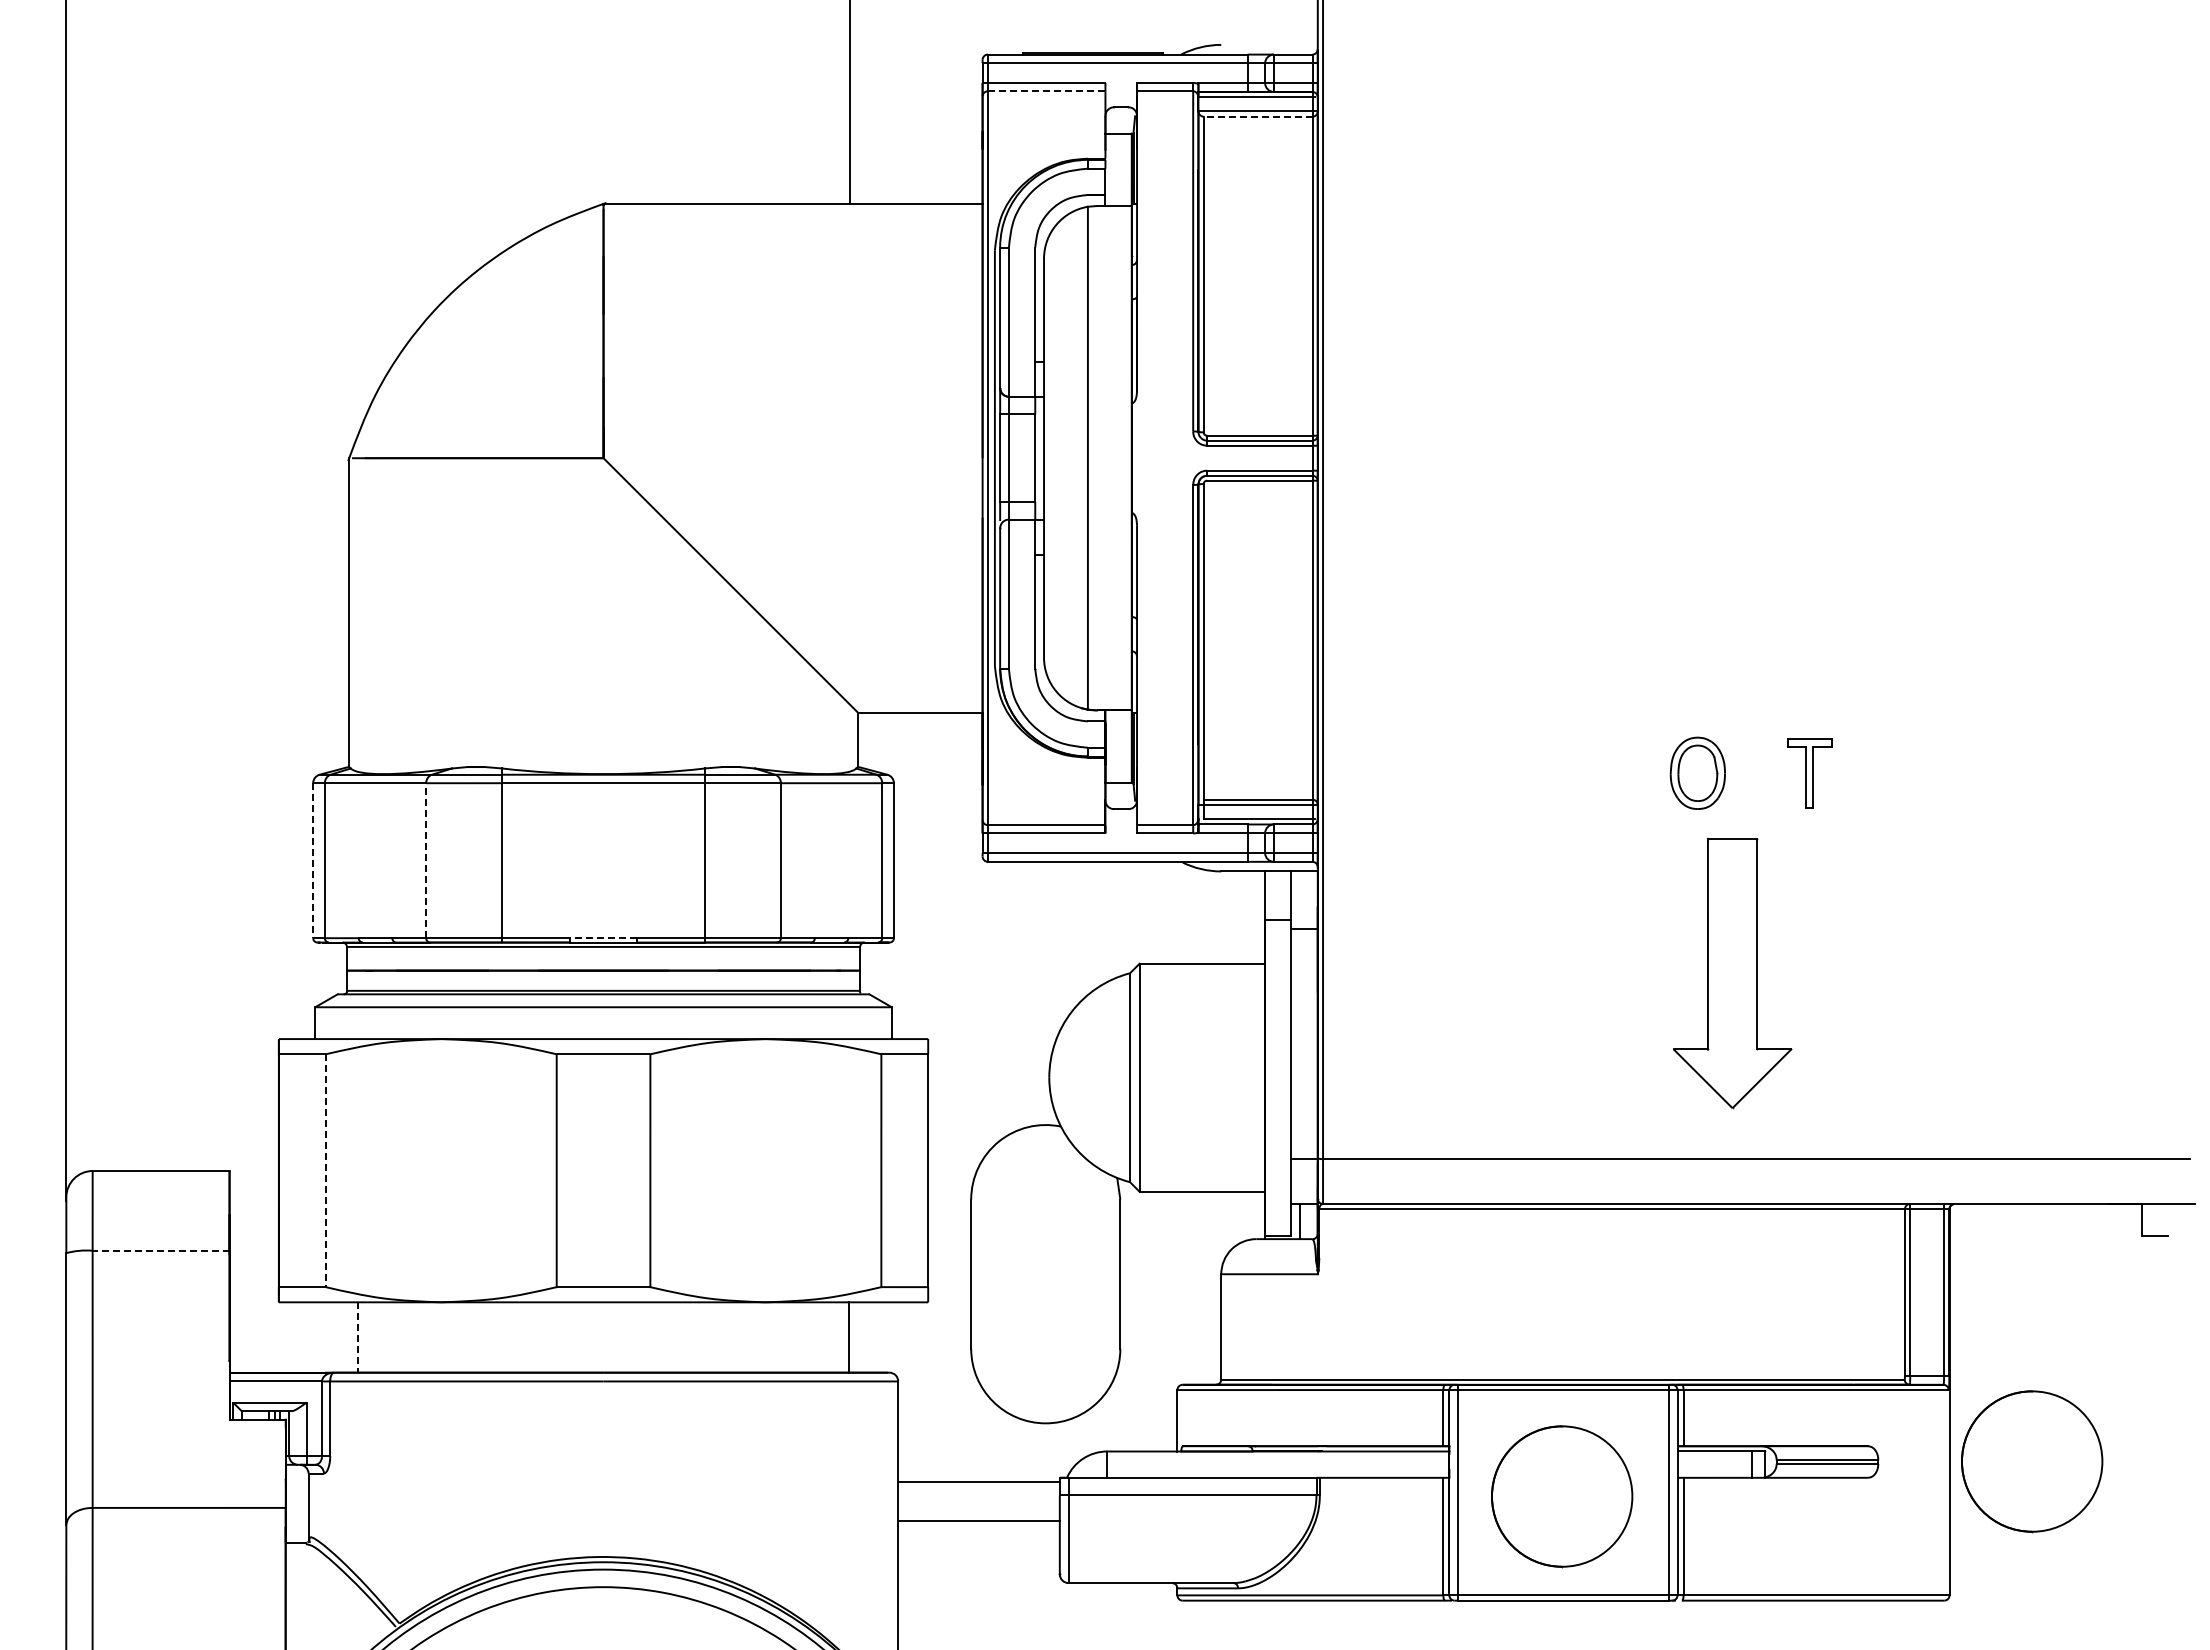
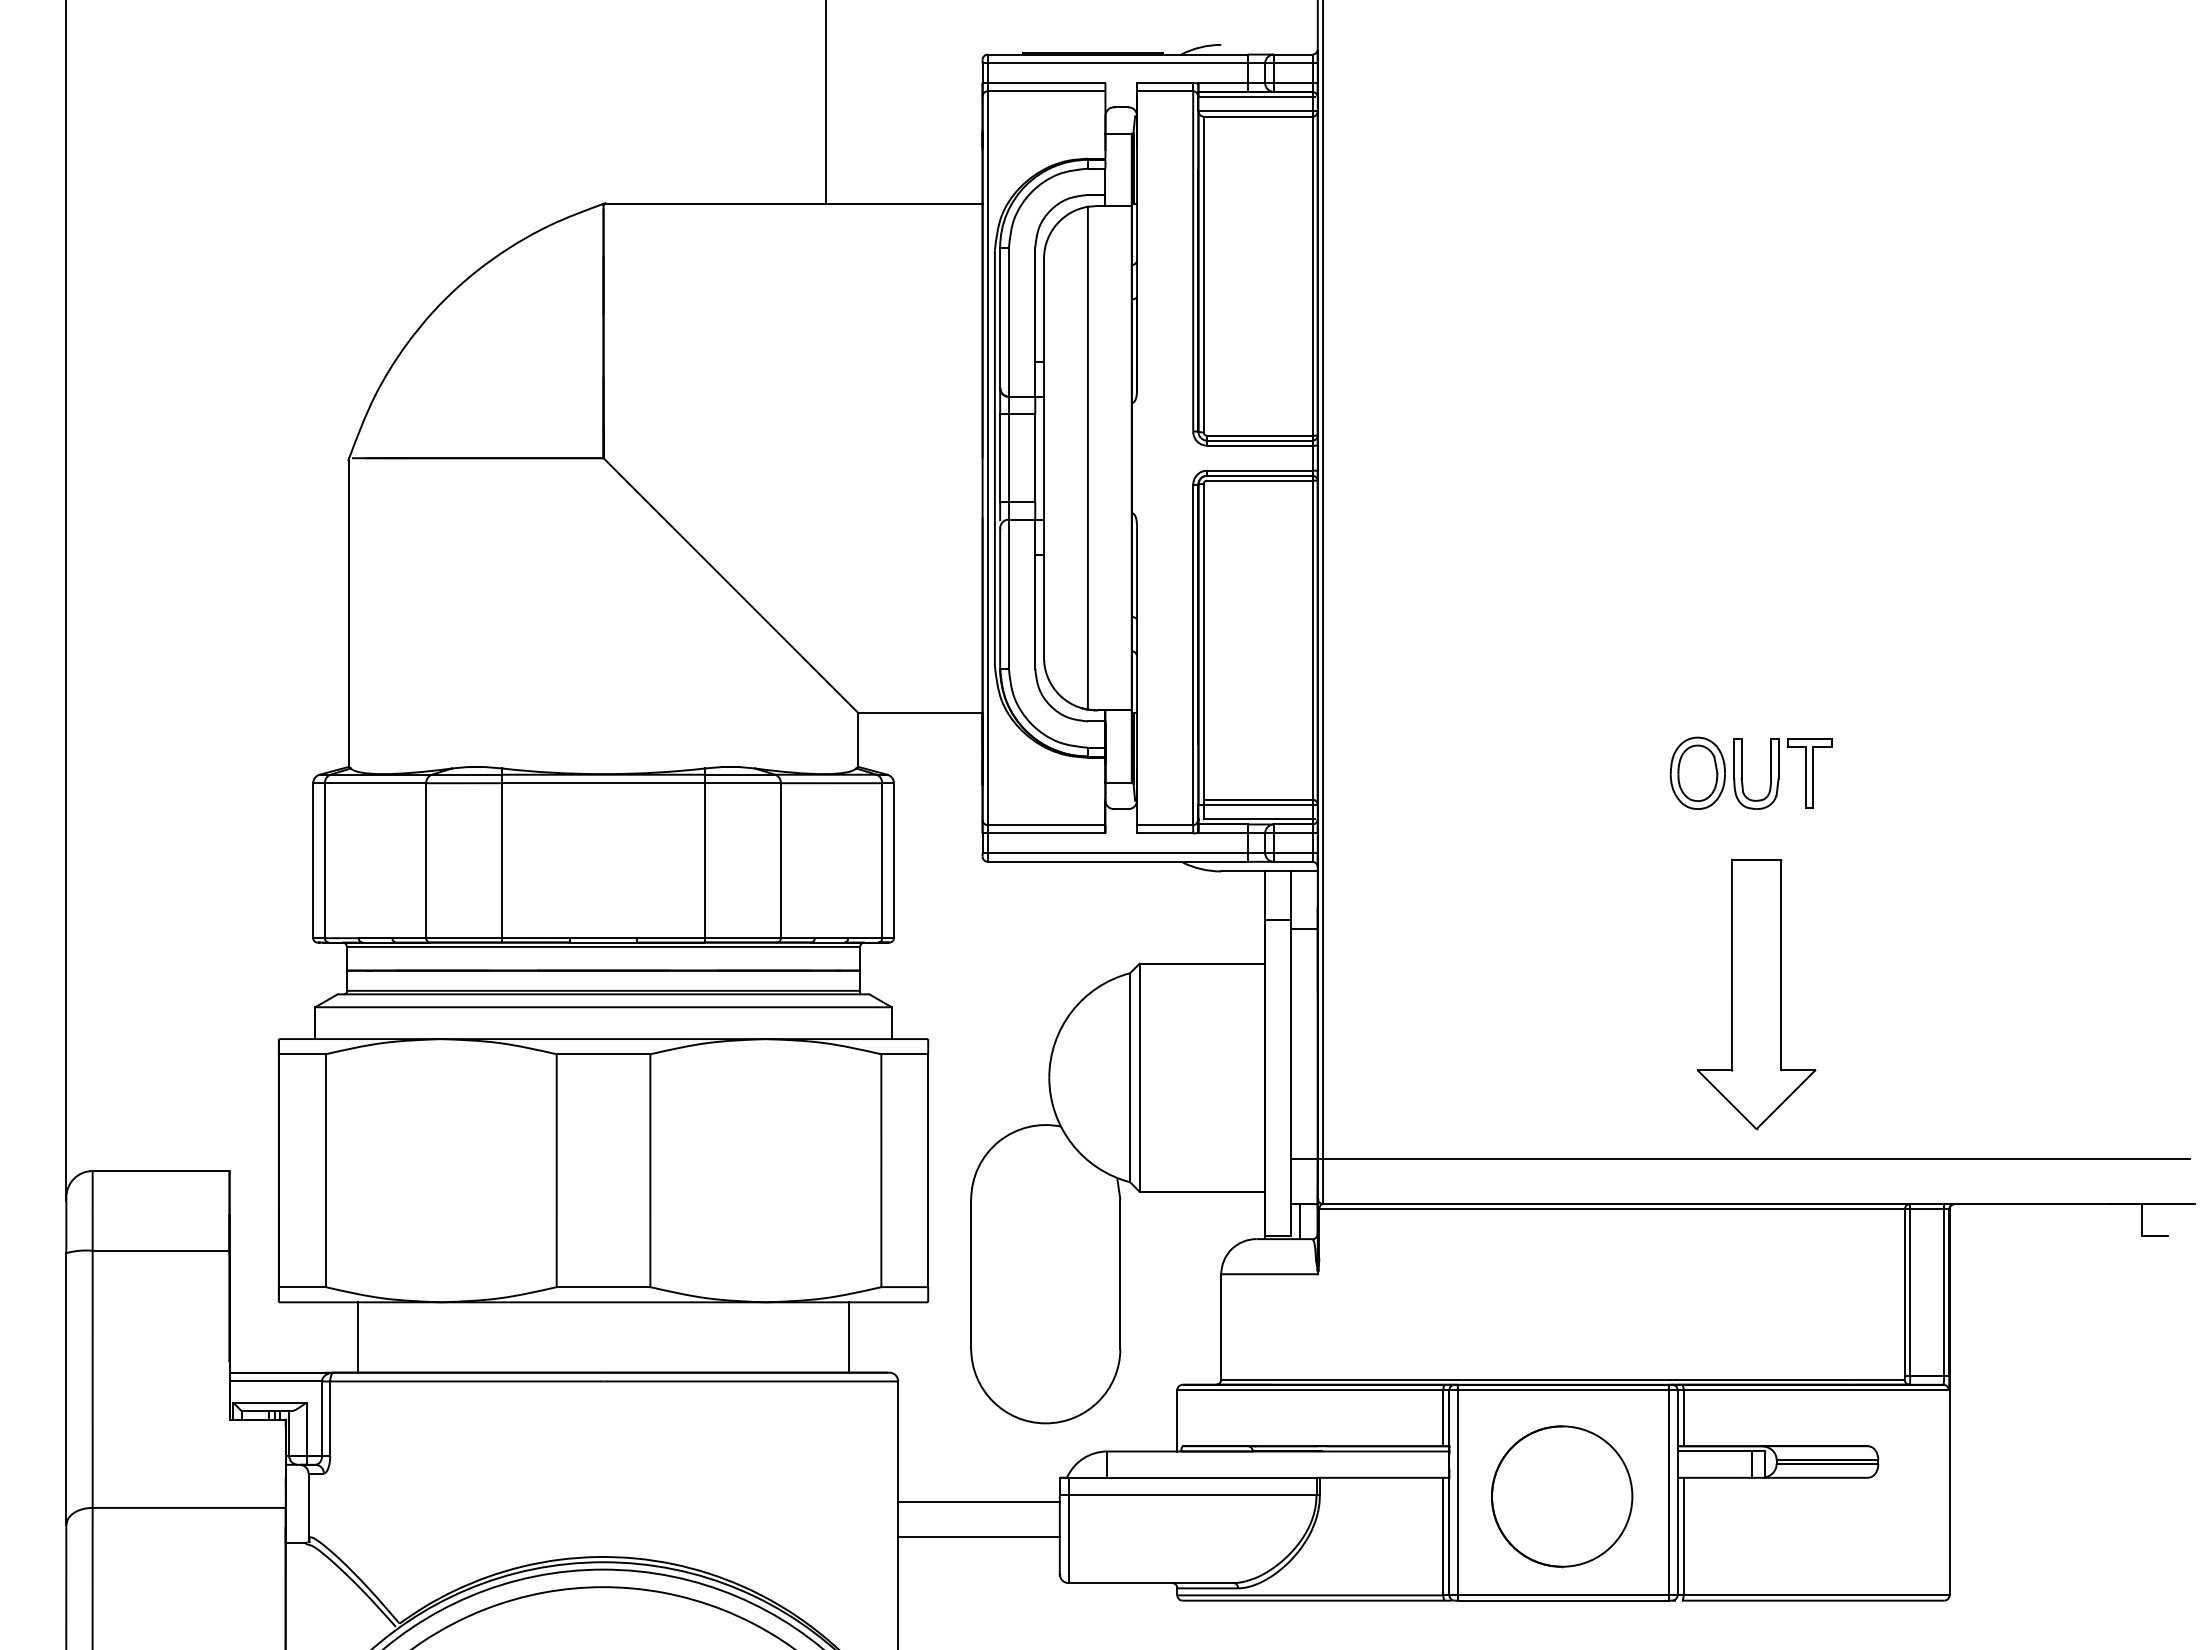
line: dashed -> solid (1046, 91)
line position: (850, 102) -> (826, 102) (826, 102)
line: dashed -> solid (1257, 116)
part: none -> present (1742, 773)
line: dashed -> solid (426, 860)
line: dashed -> solid (313, 861)
line: dashed -> solid (603, 938)
part position: (1732, 973) -> (1756, 994) (1756, 994)
line: dashed -> solid (325, 1171)
line: dashed -> solid (160, 1250)
line: dashed -> solid (357, 1338)
part: present -> none (2032, 1461)
line position: (978, 1482) -> (978, 1502) (978, 1502)
line position: (978, 1521) -> (978, 1537) (978, 1537)
